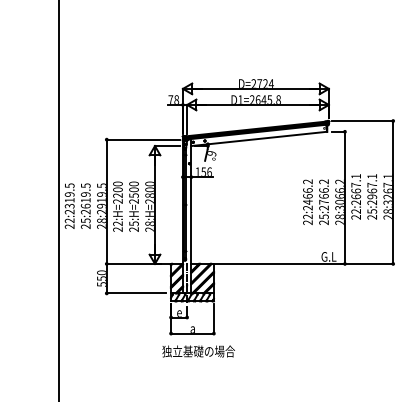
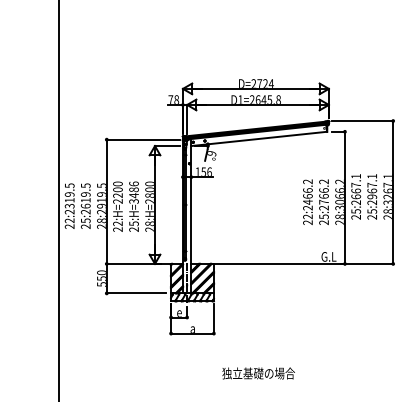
text: 25:H=2500 -> 25:H=3486 (133, 192)
text: 22:2667.1 -> 25:2667.1 (356, 211)
text position: (198, 351) -> (258, 373) (258, 373)
